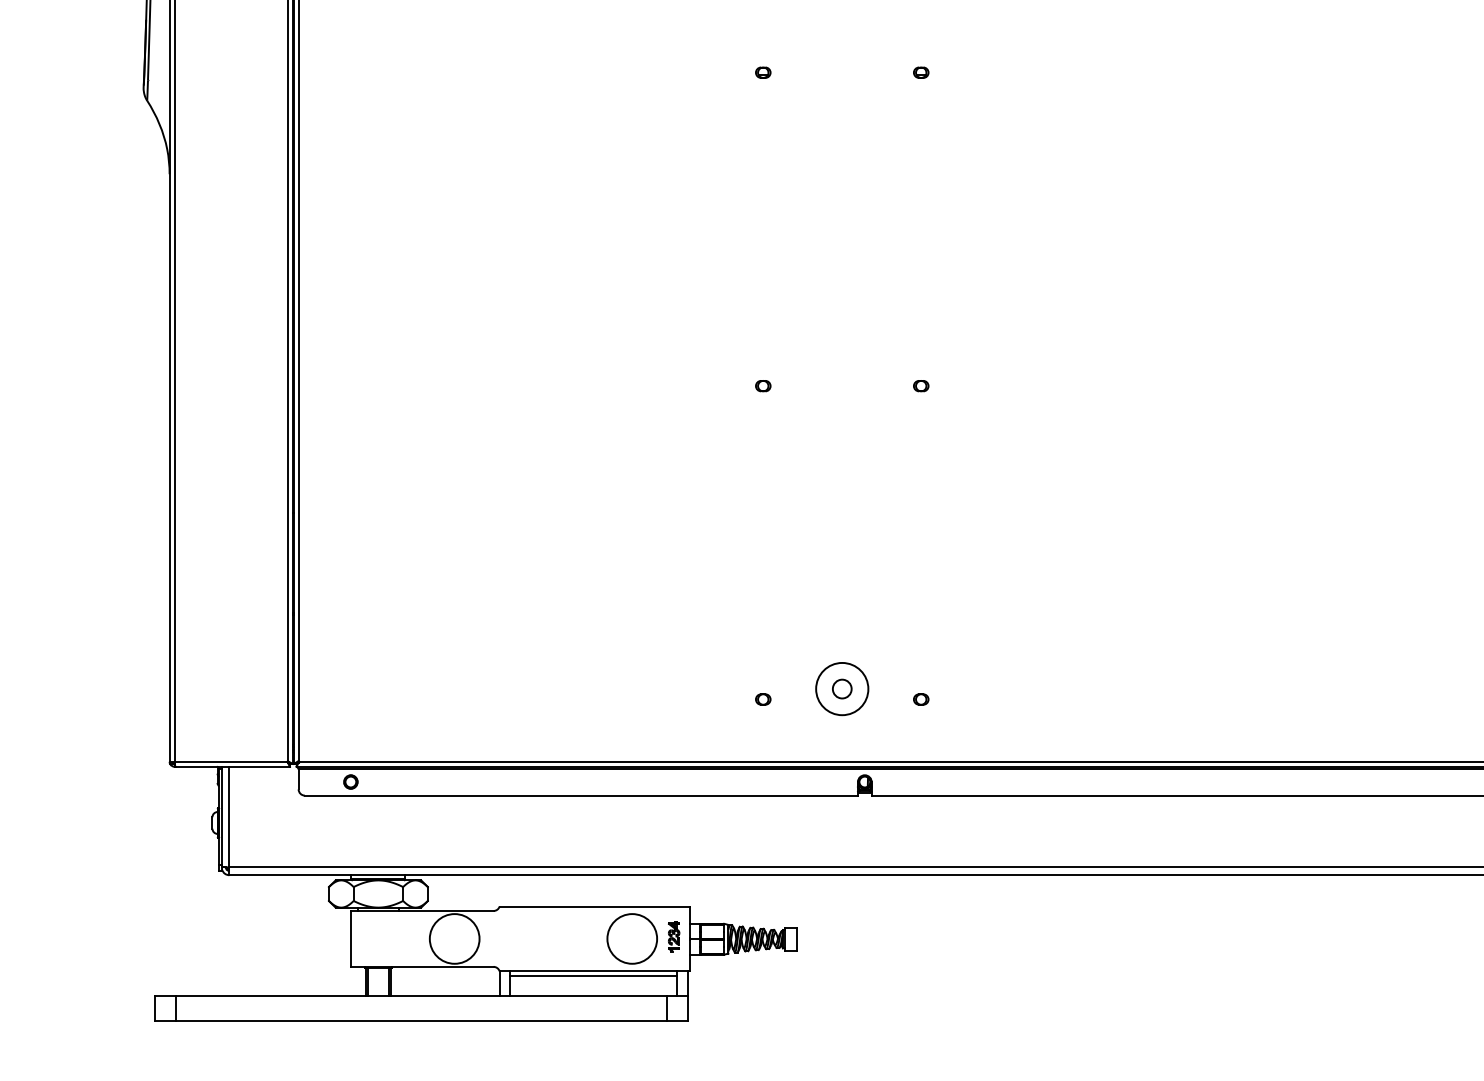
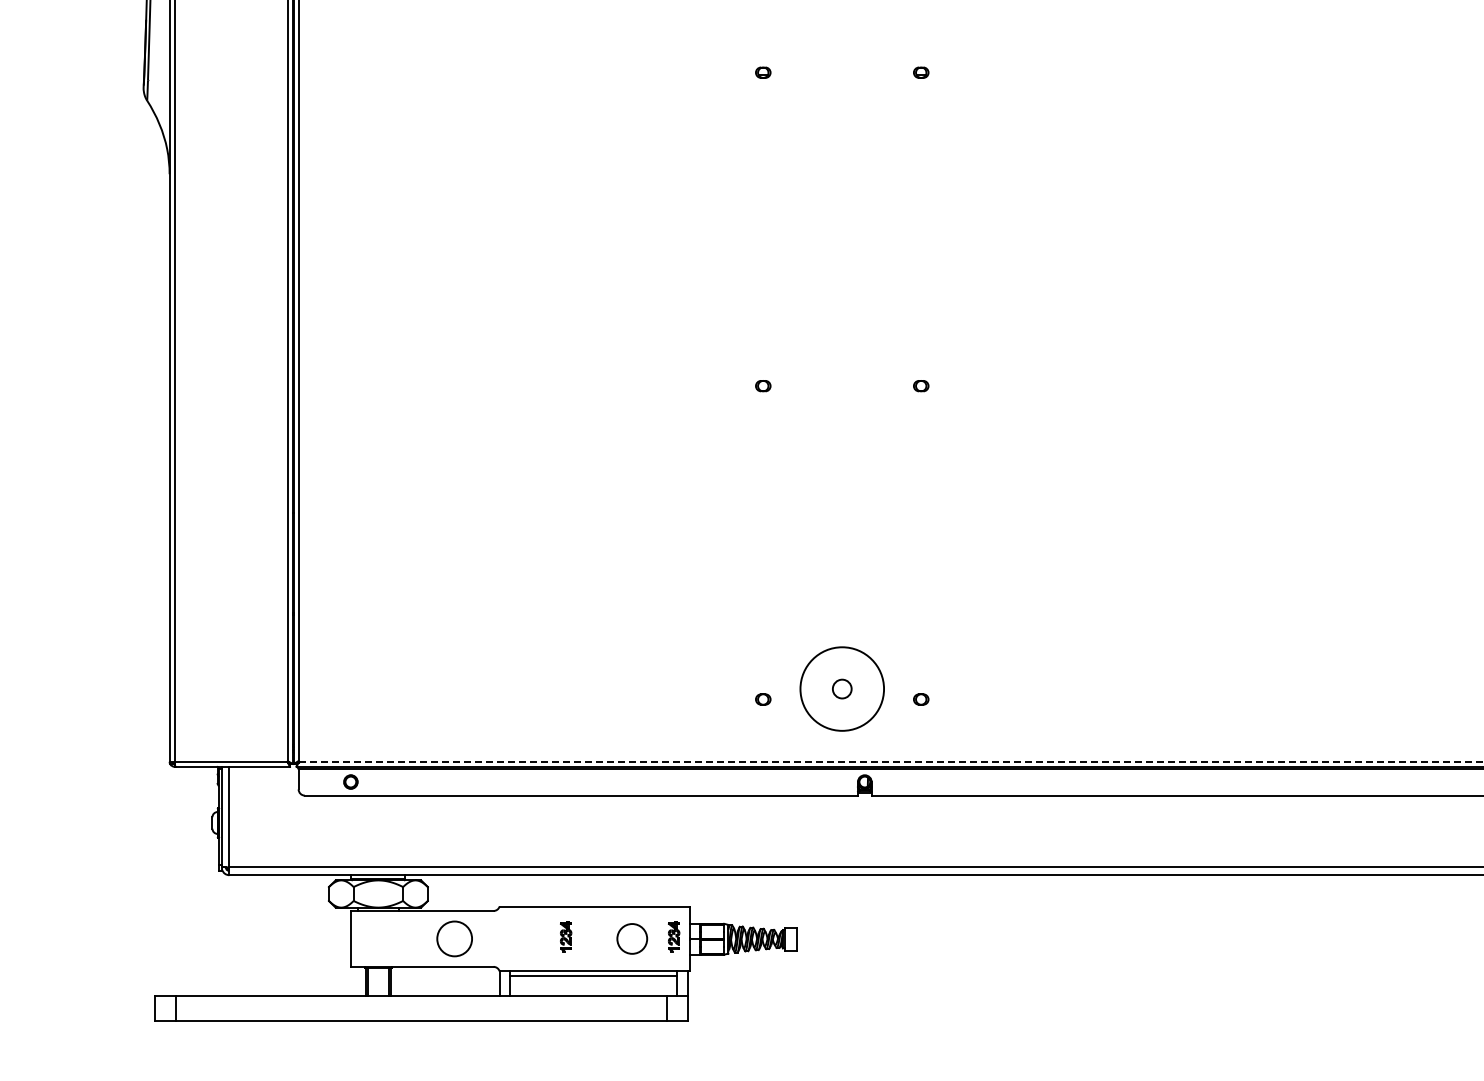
circle diameter: 52 px -> 84 px (842, 688)
line: solid -> dashed (891, 761)
part: none -> present (566, 936)
circle diameter: 50 px -> 35 px (454, 938)
circle diameter: 50 px -> 30 px (632, 938)
